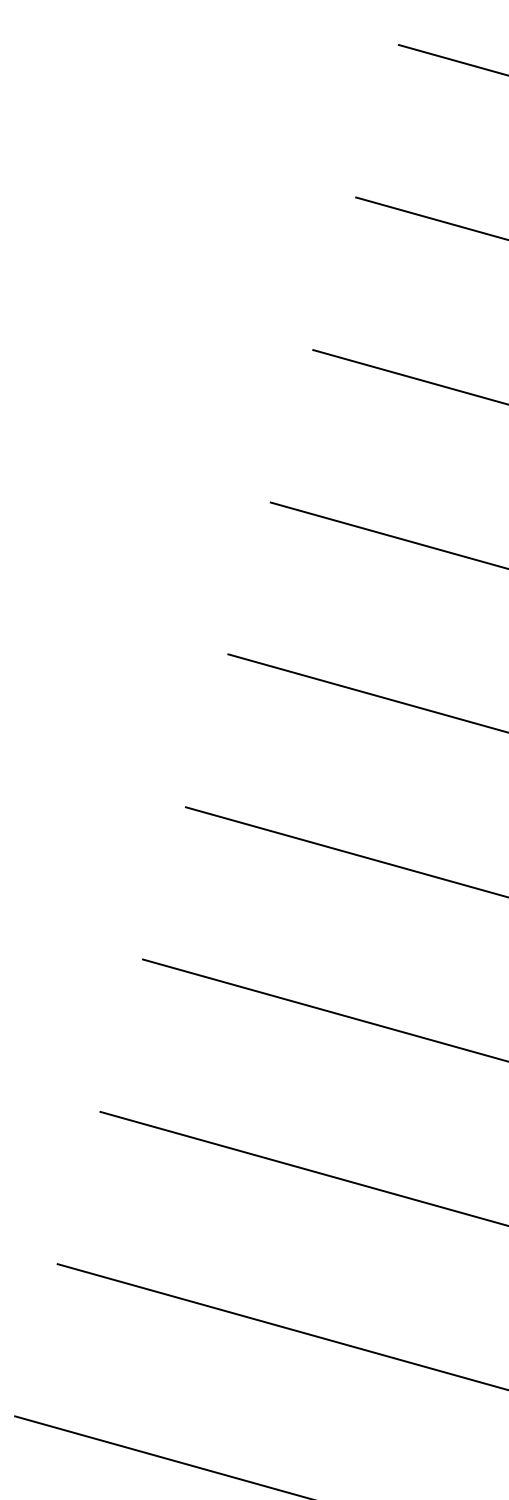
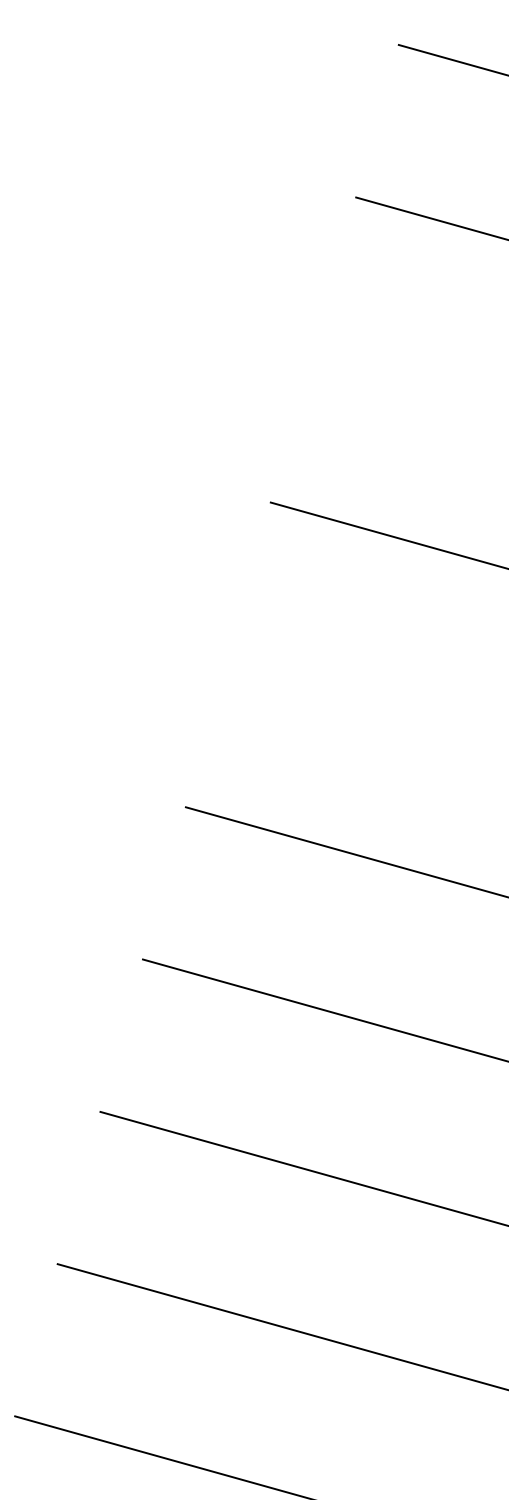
line: present -> none (409, 376)
line: present -> none (366, 692)
